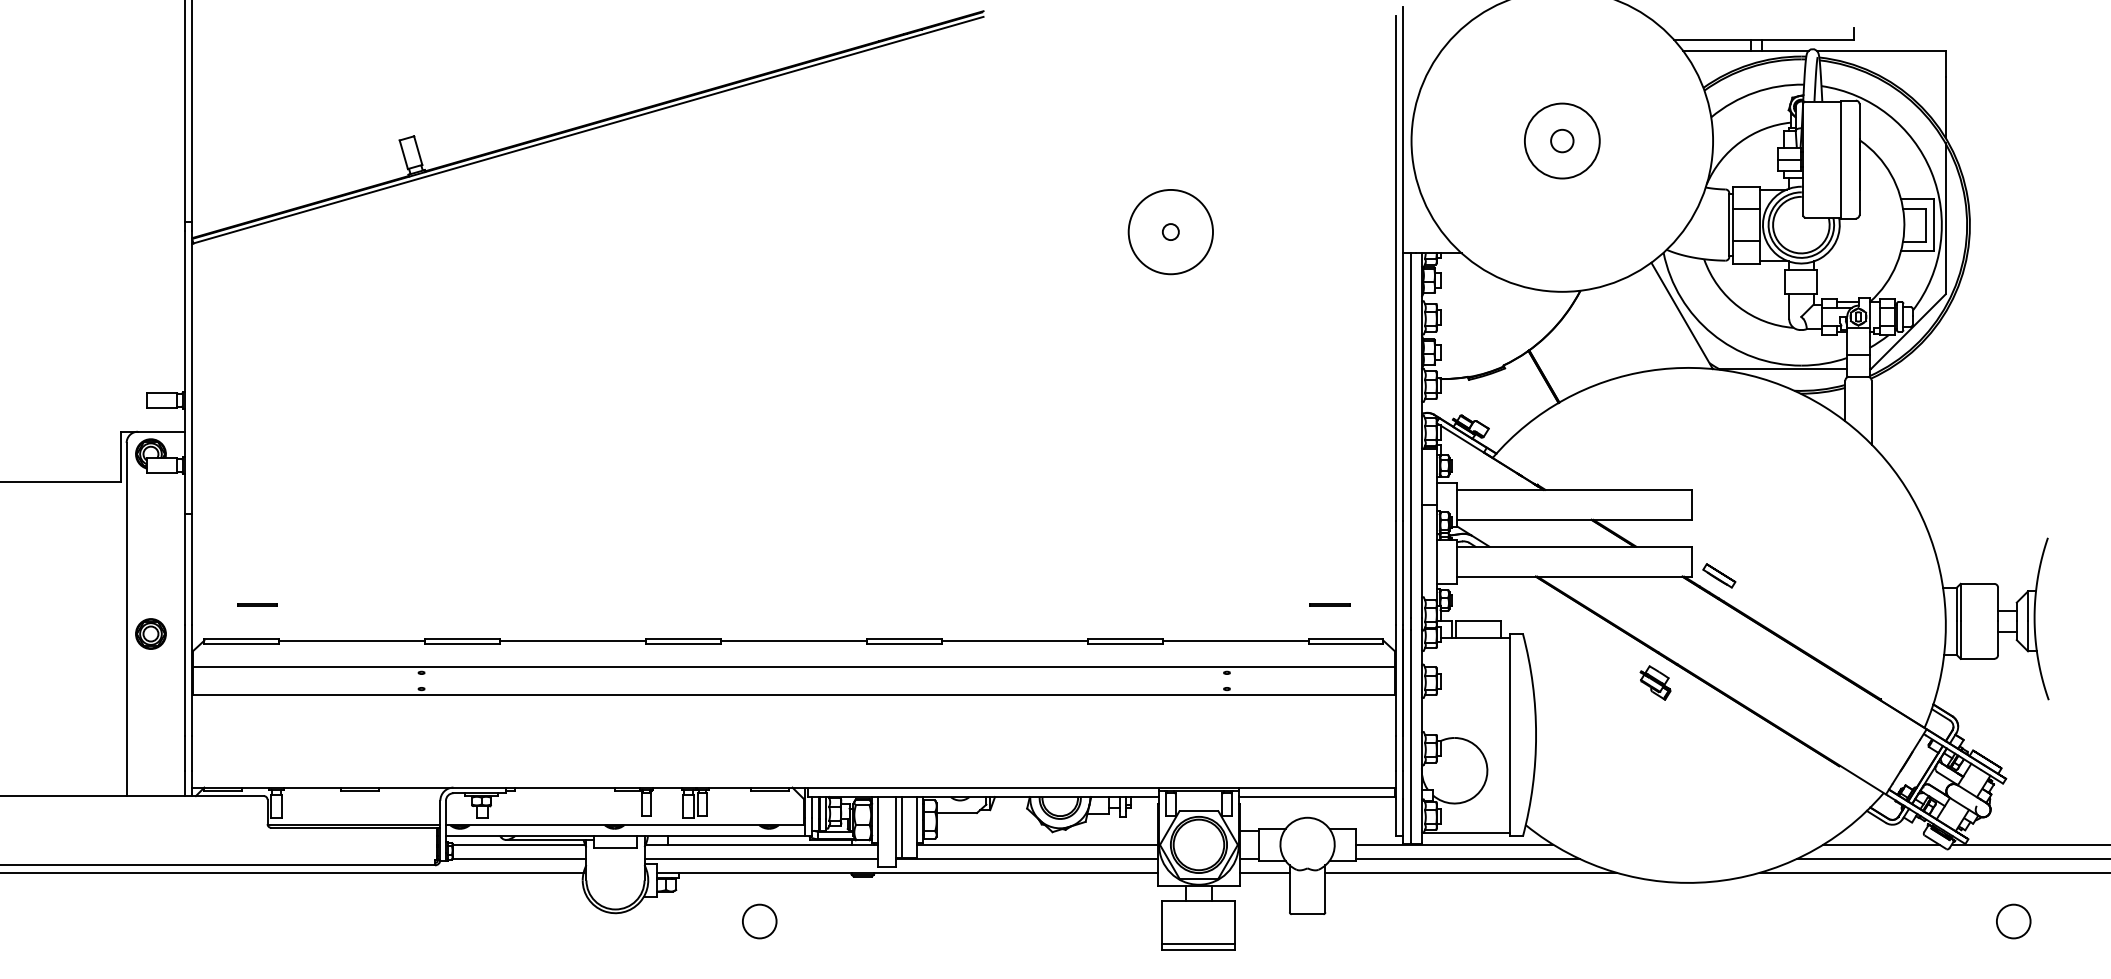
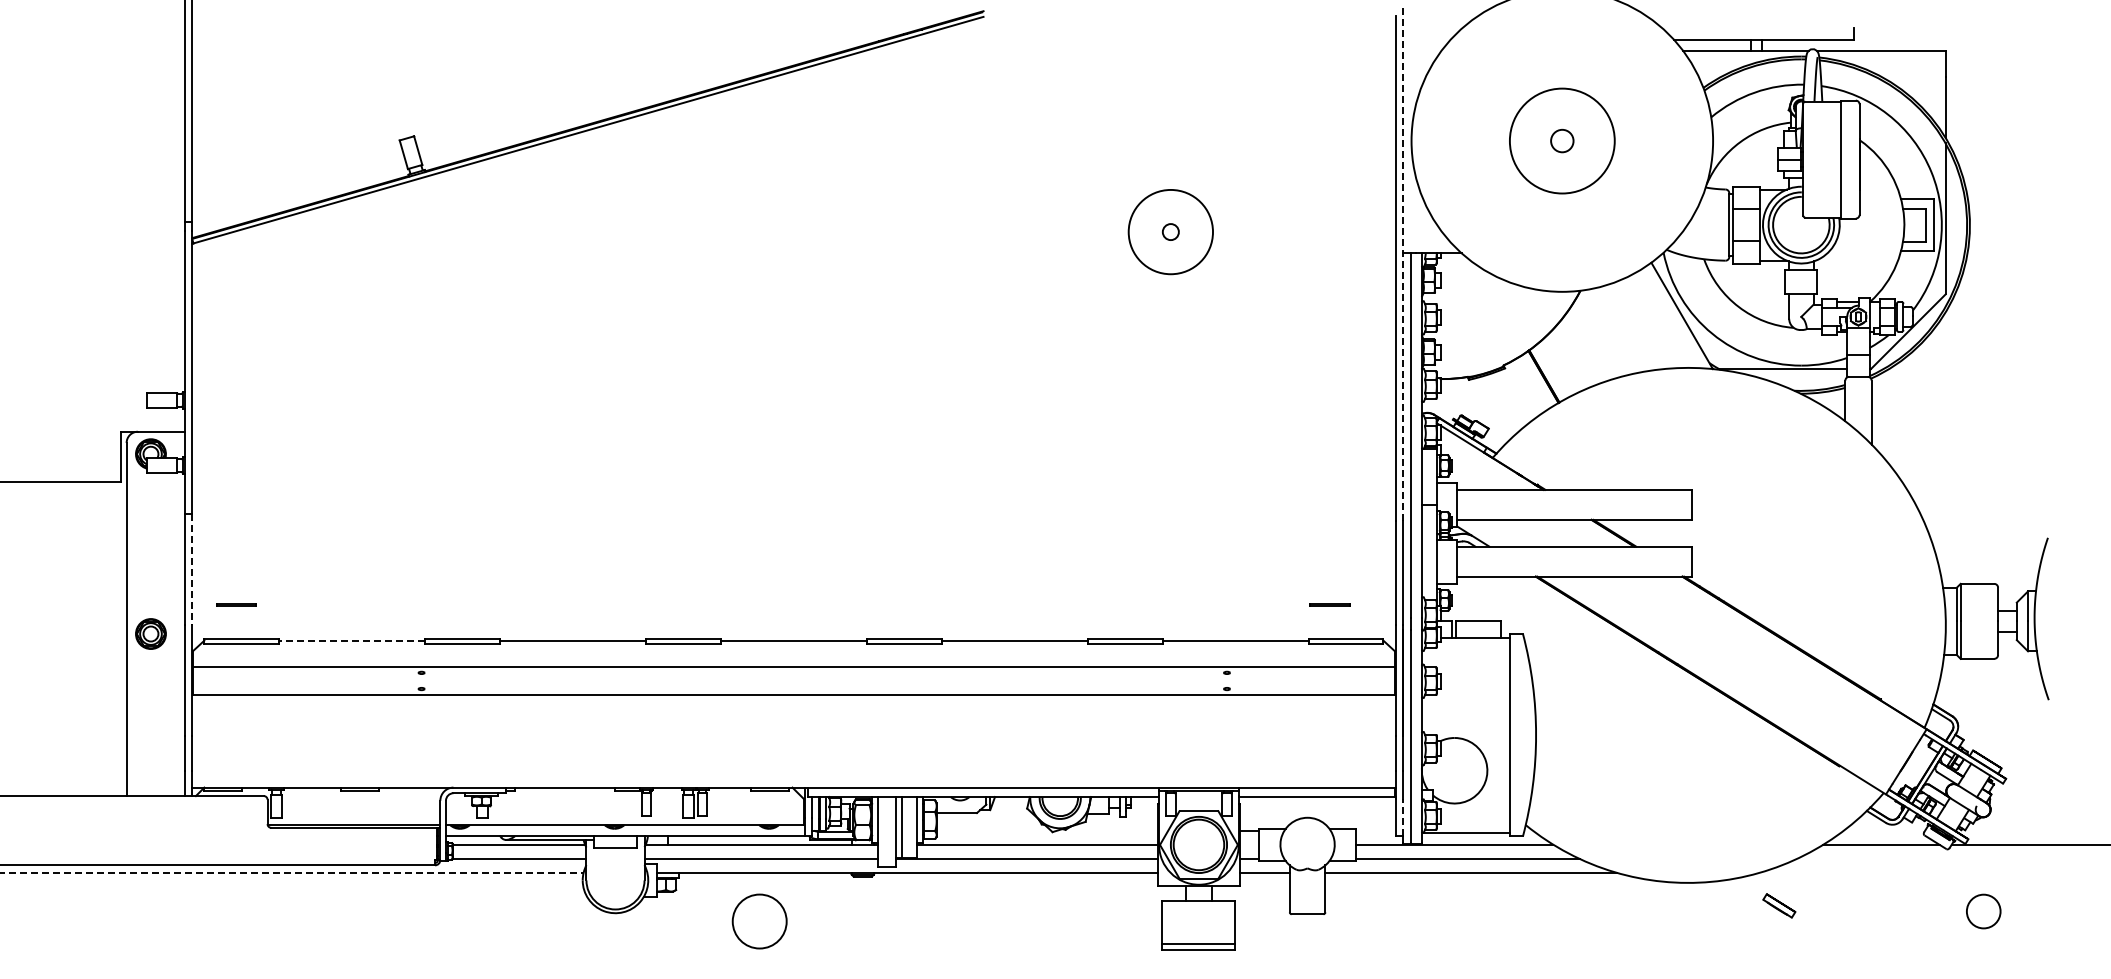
circle diameter: 75 px -> 105 px (1561, 140)
line: solid -> dashed (1403, 264)
line: solid -> dashed (192, 569)
part position: (1719, 575) -> (1779, 905) (1779, 905)
line position: (257, 604) -> (236, 604) (236, 604)
line: solid -> dashed (351, 640)
part: present -> none (1655, 682)
line: solid -> dashed (1403, 817)
line: present -> none (1952, 858)
line: solid -> dashed (292, 872)
line: present -> none (1933, 872)
circle diameter: 34 px -> 54 px (759, 921)
circle position: (2013, 921) -> (1983, 911) (1983, 911)
